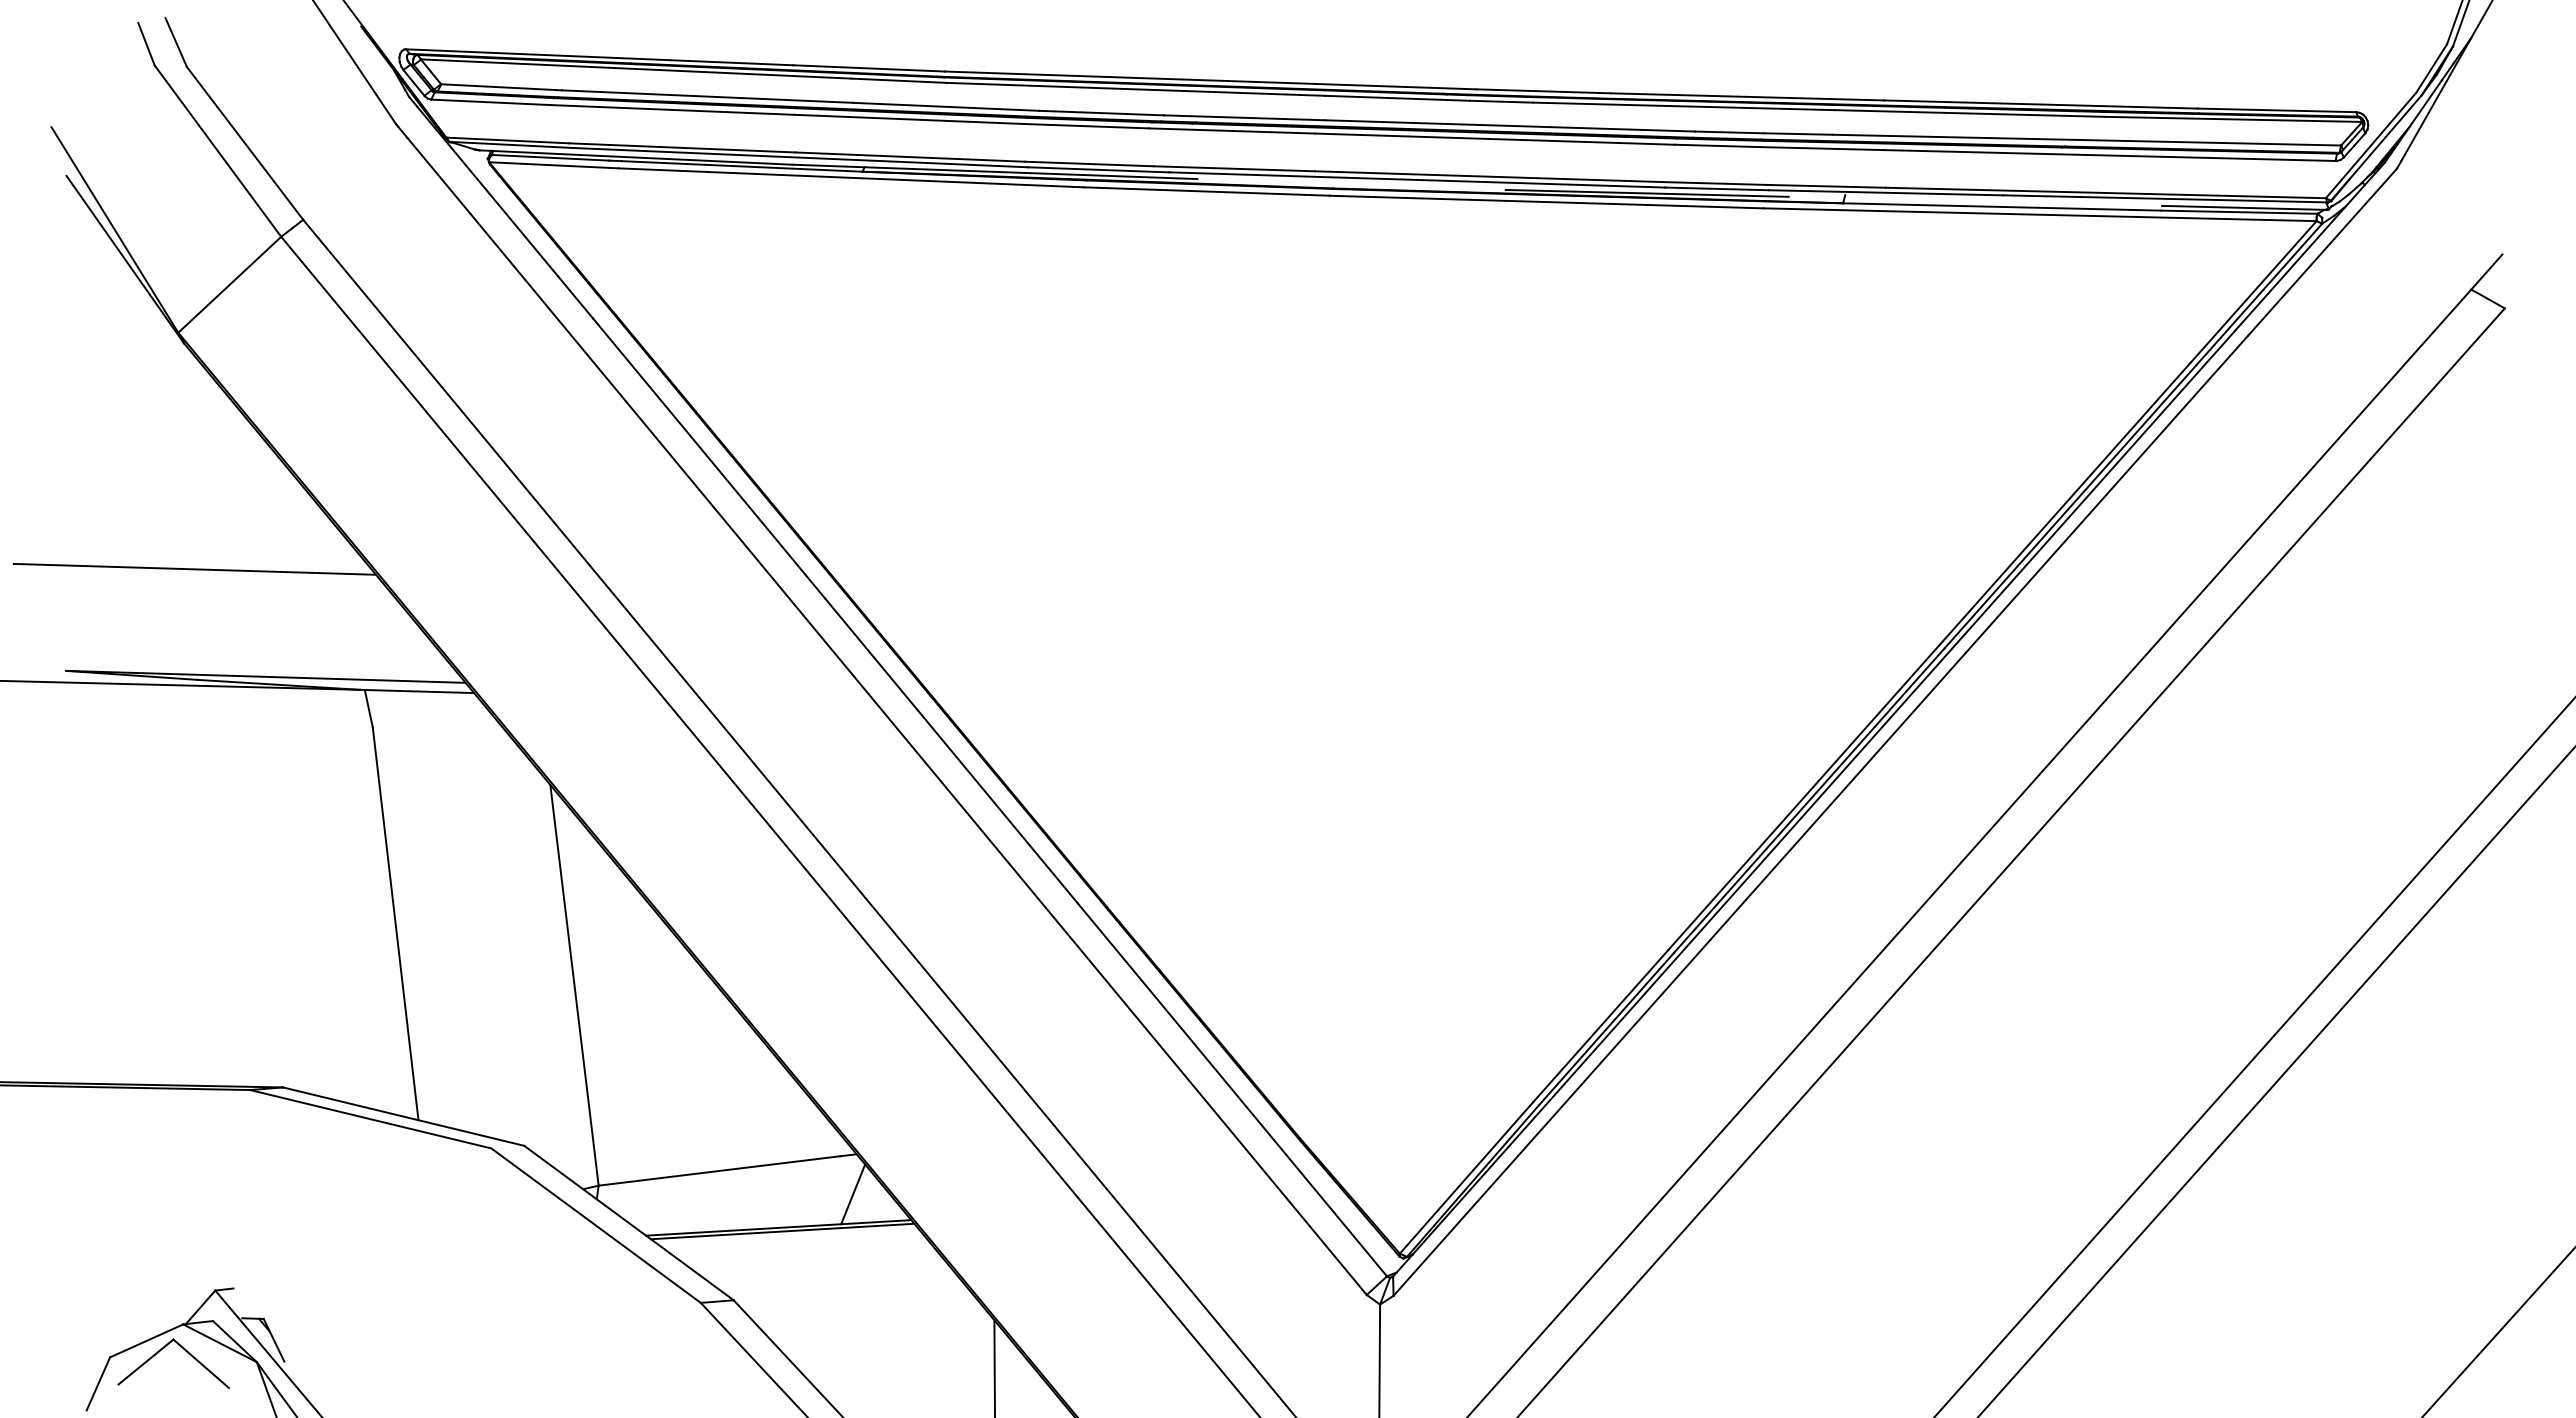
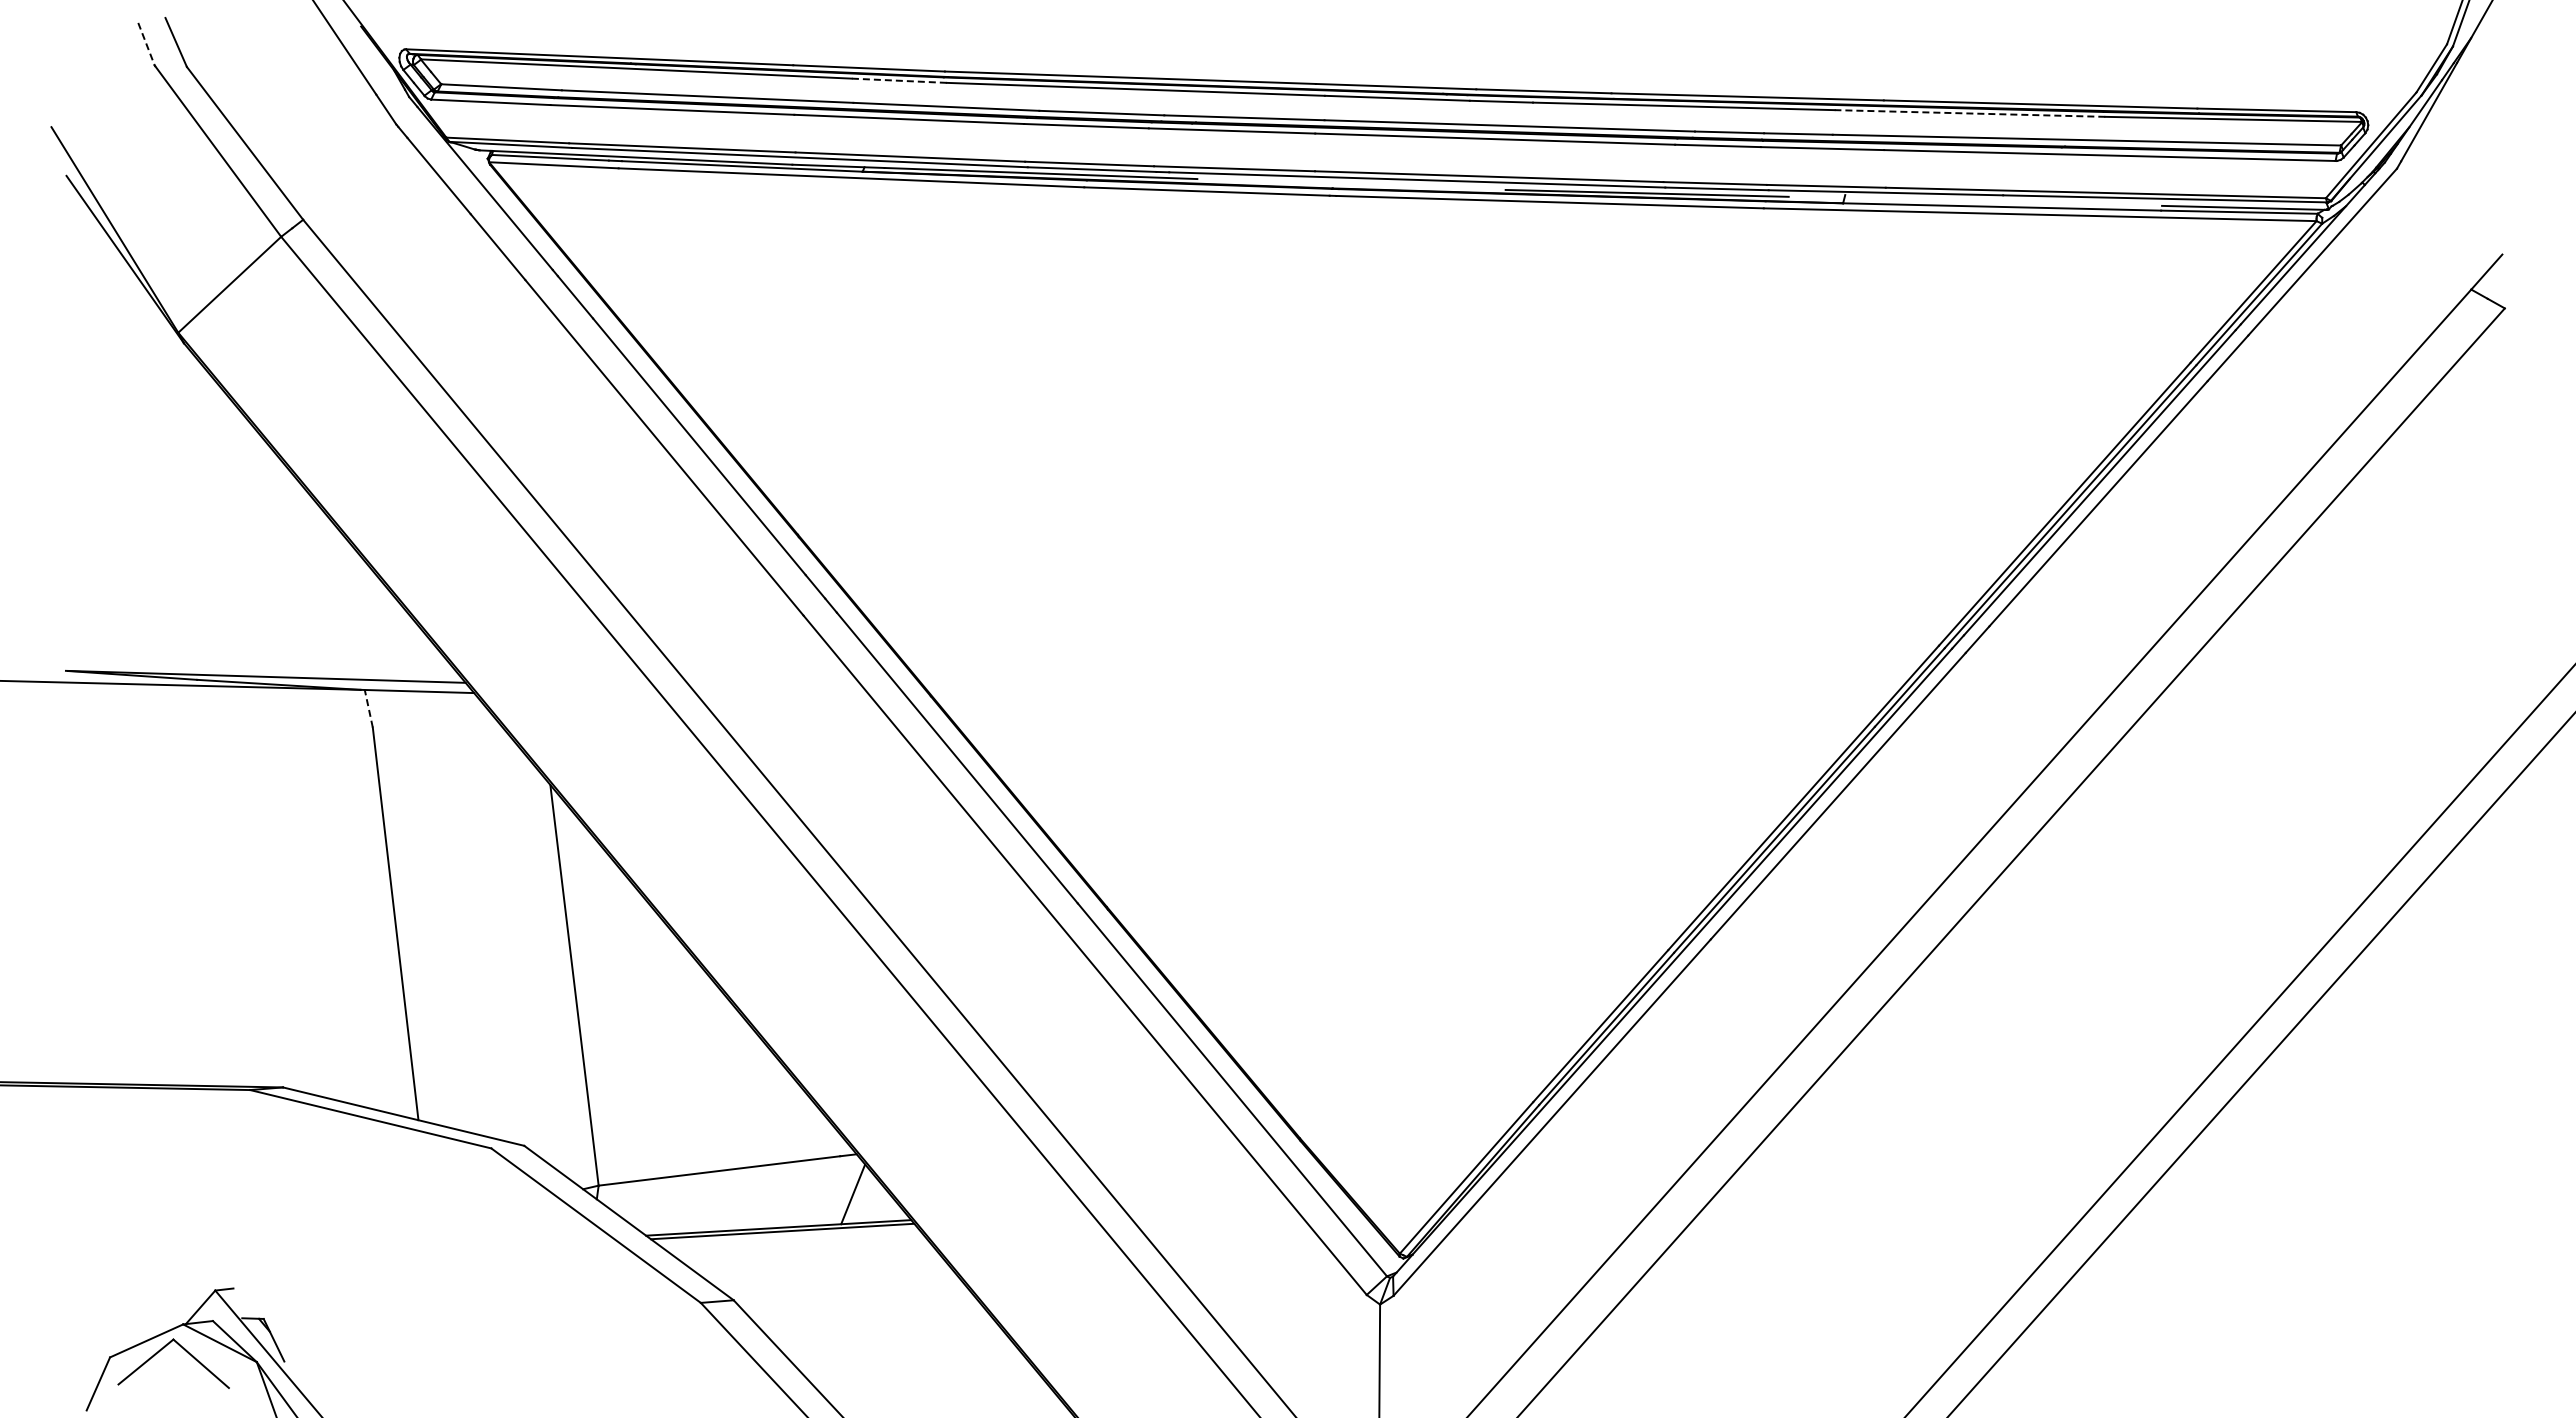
line: solid -> dashed (146, 44)
line: solid -> dashed (899, 80)
line: solid -> dashed (1969, 113)
line: present -> none (194, 568)
line: solid -> dashed (368, 708)
line position: (2254, 1057) -> (2239, 1040) (2239, 1040)
line position: (2276, 1081) -> (2260, 1064) (2260, 1064)
line: present -> none (2498, 1332)
line: present -> none (994, 1367)
